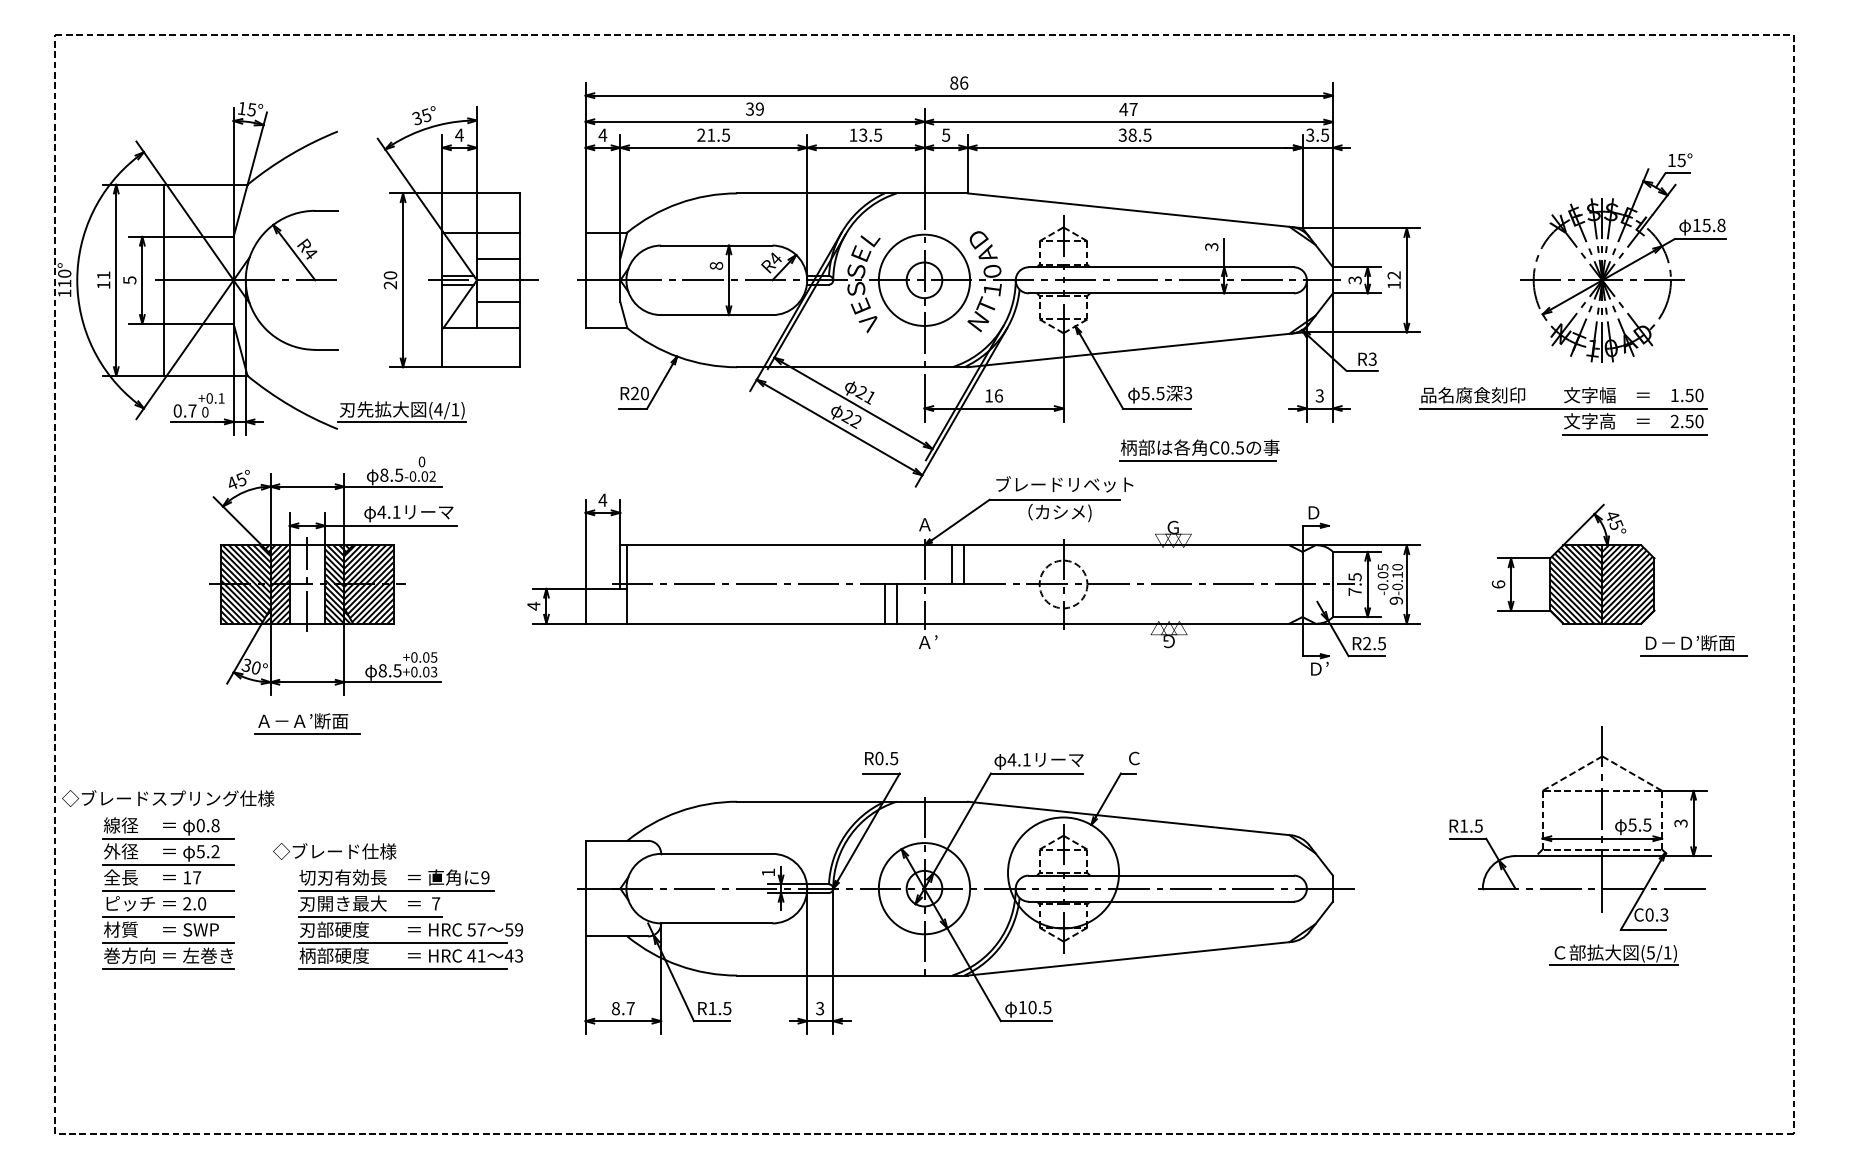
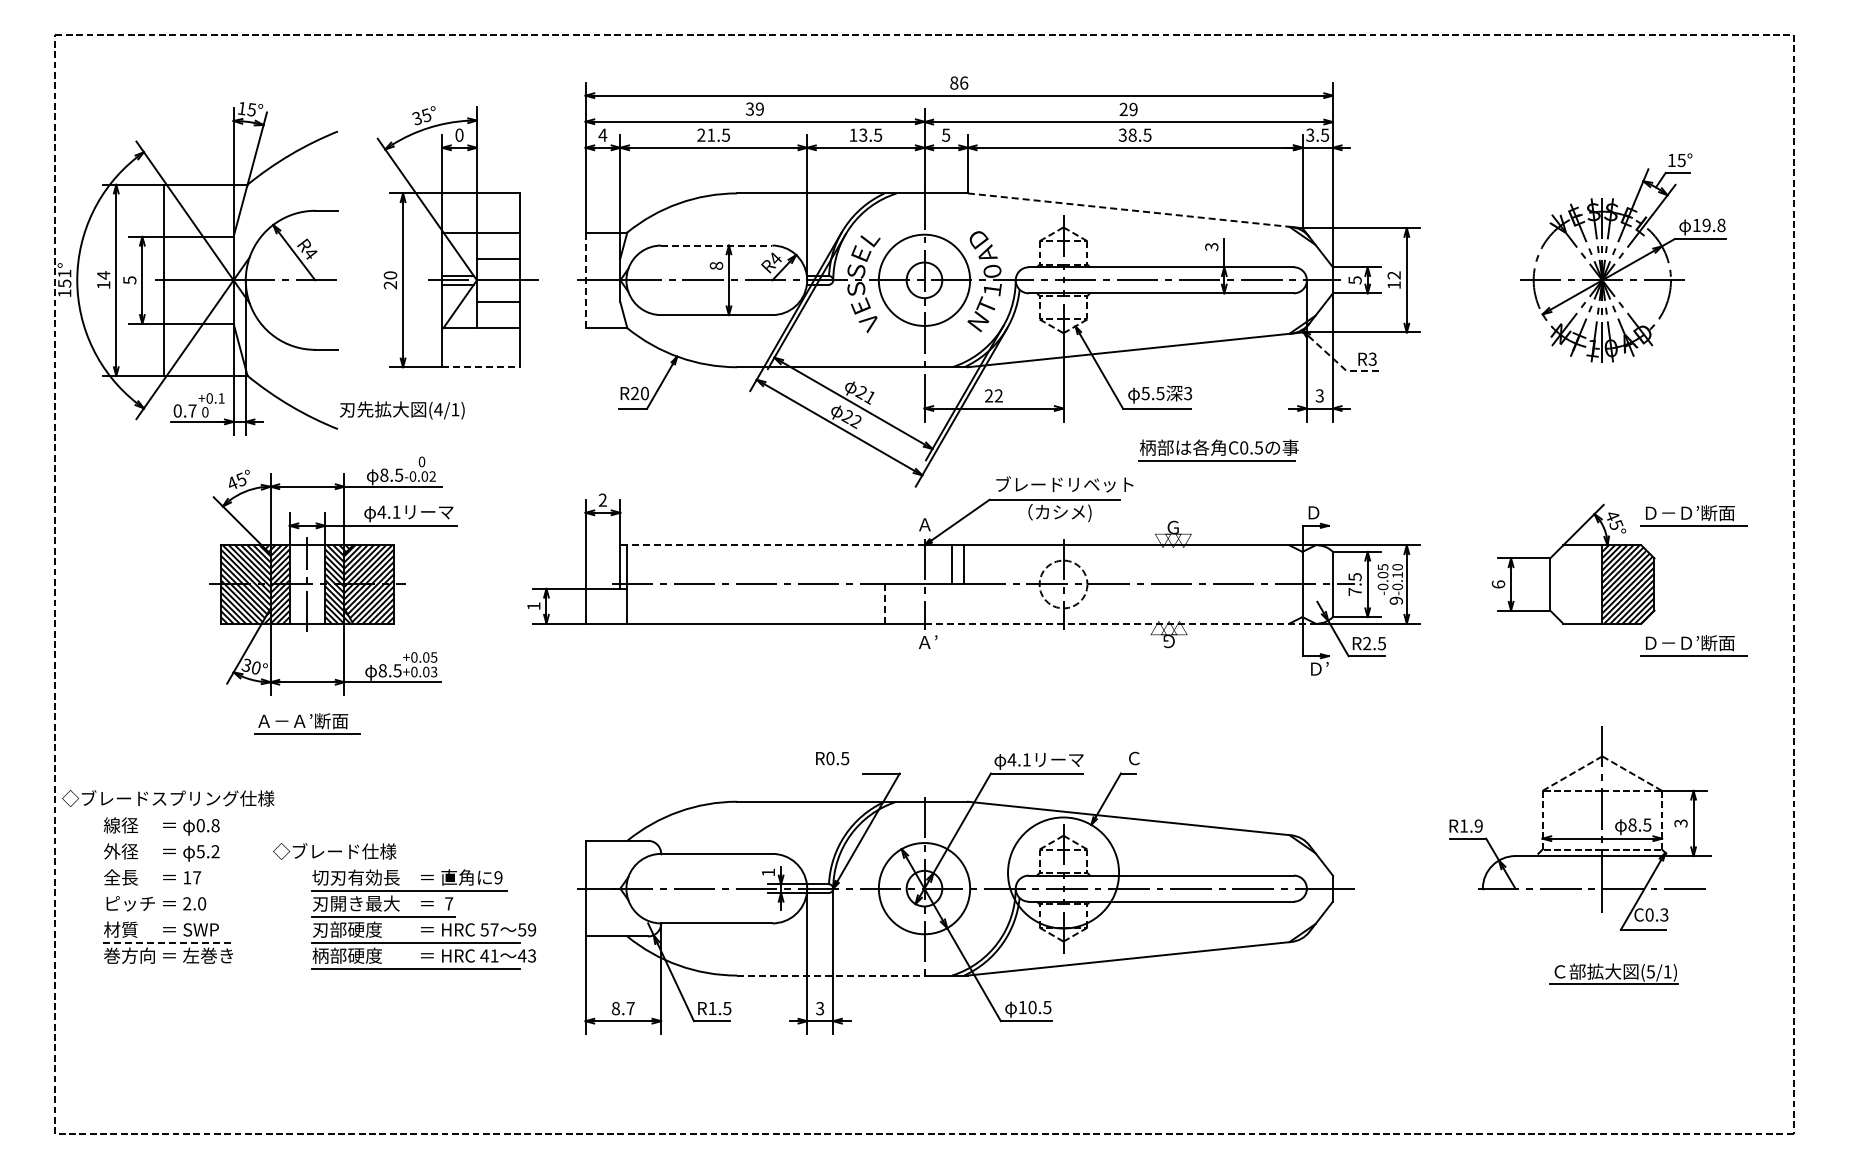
text: 47 -> 29 (1128, 109)
text: 4 -> 0 (459, 134)
line: solid -> dashed (1129, 210)
text: 15.8 -> 19.8 (1706, 224)
line: solid -> dashed (716, 245)
text: 11 -> 14 (103, 275)
text: 110° -> 151° (64, 278)
text: 3 -> 5 (1354, 279)
line: solid -> dashed (585, 280)
line: solid -> dashed (1339, 364)
line: solid -> dashed (481, 367)
text: 16 -> 22 (994, 395)
part: present -> none (1563, 411)
line: present -> none (401, 421)
part position: (1199, 450) -> (1218, 450) (1218, 450)
text: 4 -> 2 (602, 499)
part: none -> present (1693, 515)
line: solid -> dashed (771, 545)
hatch: present -> none (1576, 584)
line: present -> none (896, 603)
line: solid -> dashed (884, 604)
text: 4 -> 1 (533, 605)
line: solid -> dashed (1120, 623)
text position: (881, 758) -> (832, 758) (832, 758)
text: 5.5 -> 8.5 (1632, 824)
text: R1.5 -> R1.9 (1478, 825)
line: present -> none (168, 838)
line: present -> none (168, 864)
line: present -> none (168, 890)
line: present -> none (168, 916)
part position: (410, 919) -> (423, 919) (423, 919)
line: solid -> dashed (168, 942)
part position: (1613, 954) -> (1613, 973) (1613, 973)
line: present -> none (168, 969)
line: solid -> dashed (830, 975)
